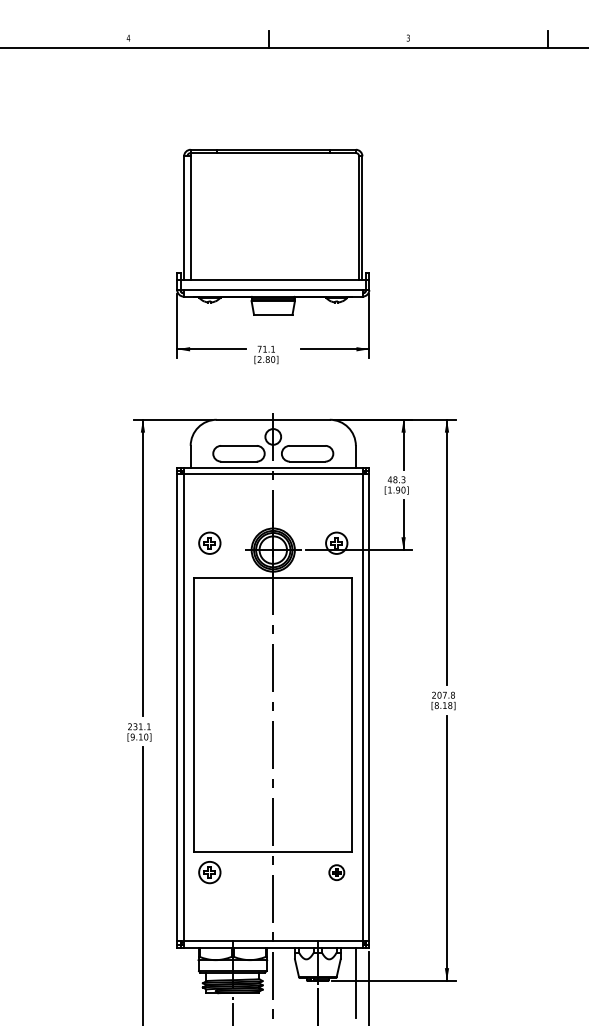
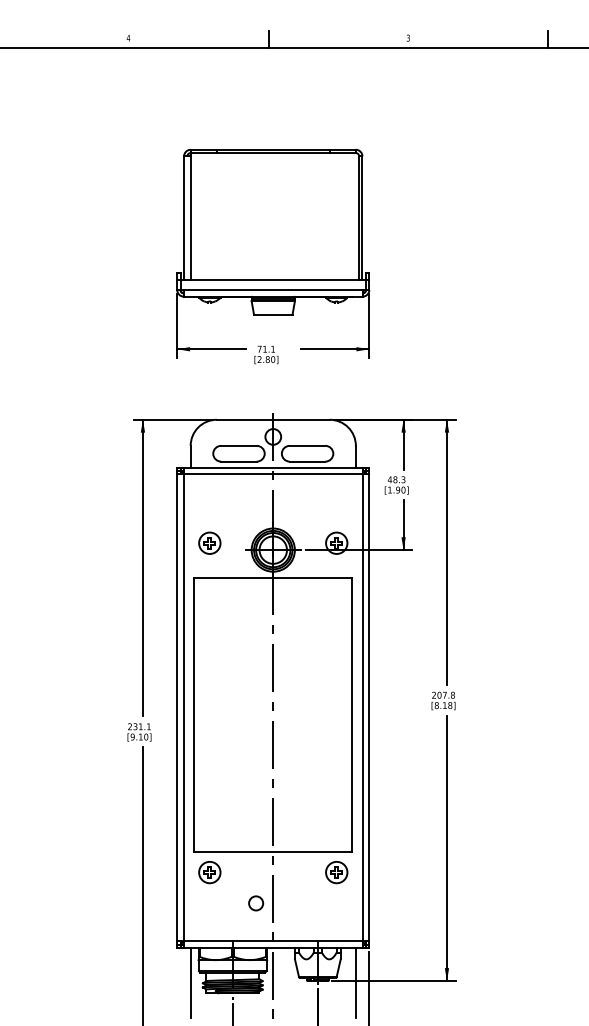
part size: 18x17 px -> 24x24 px (336, 872)
circle: none -> present (256, 903)
line: none -> present (190, 982)
